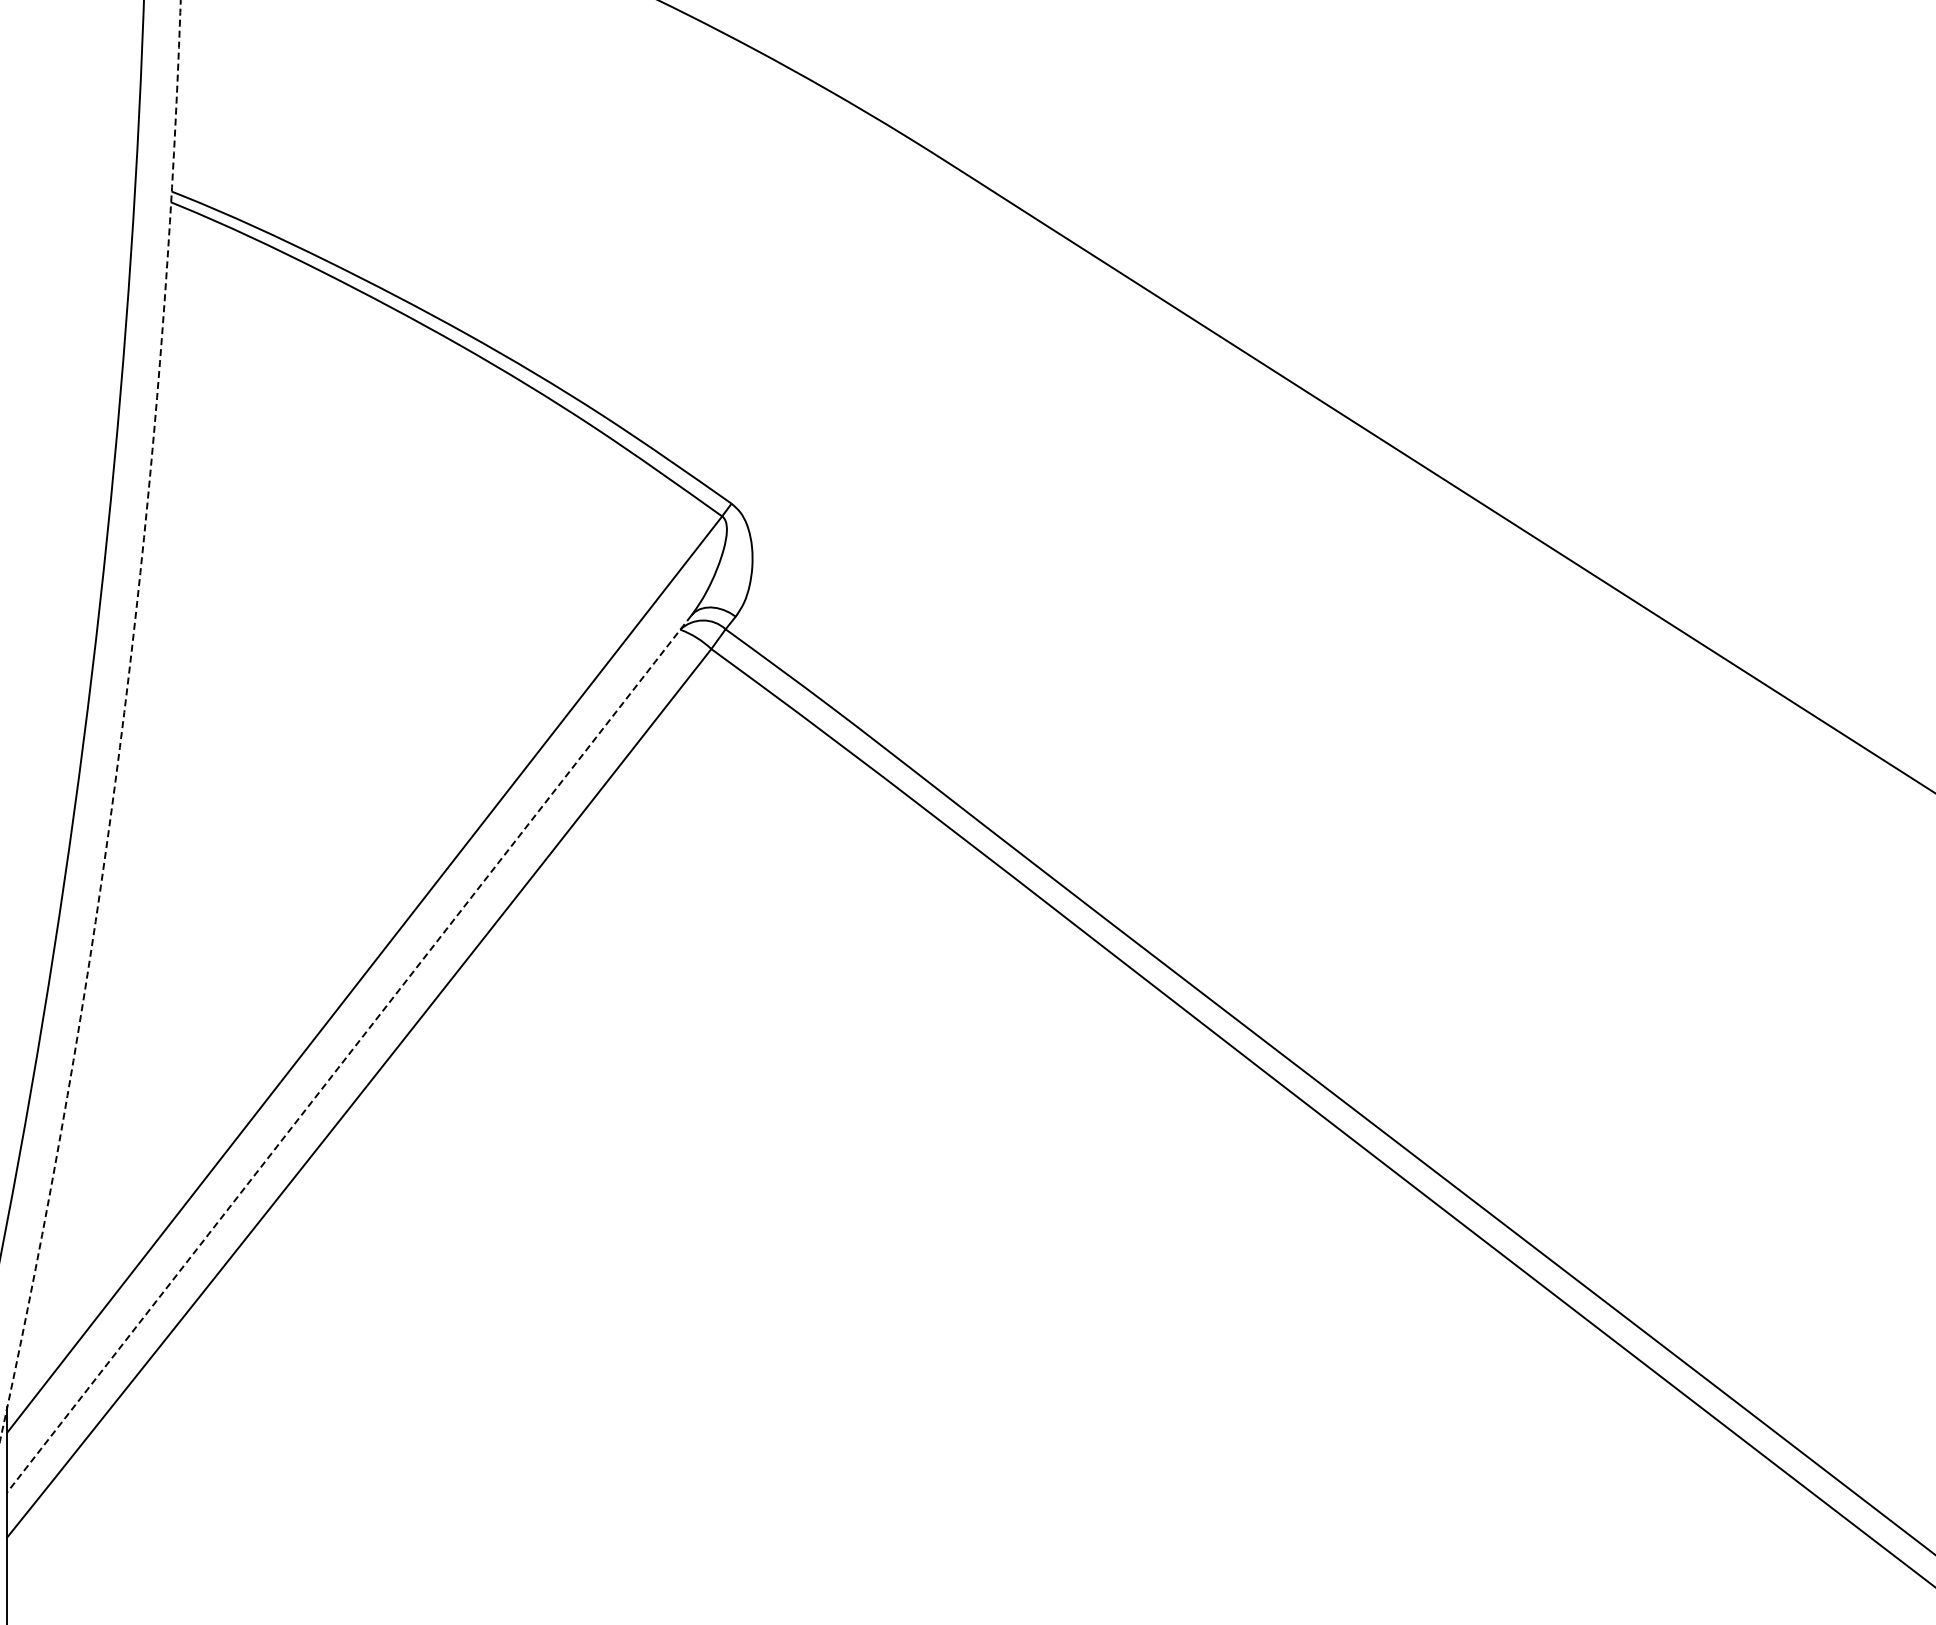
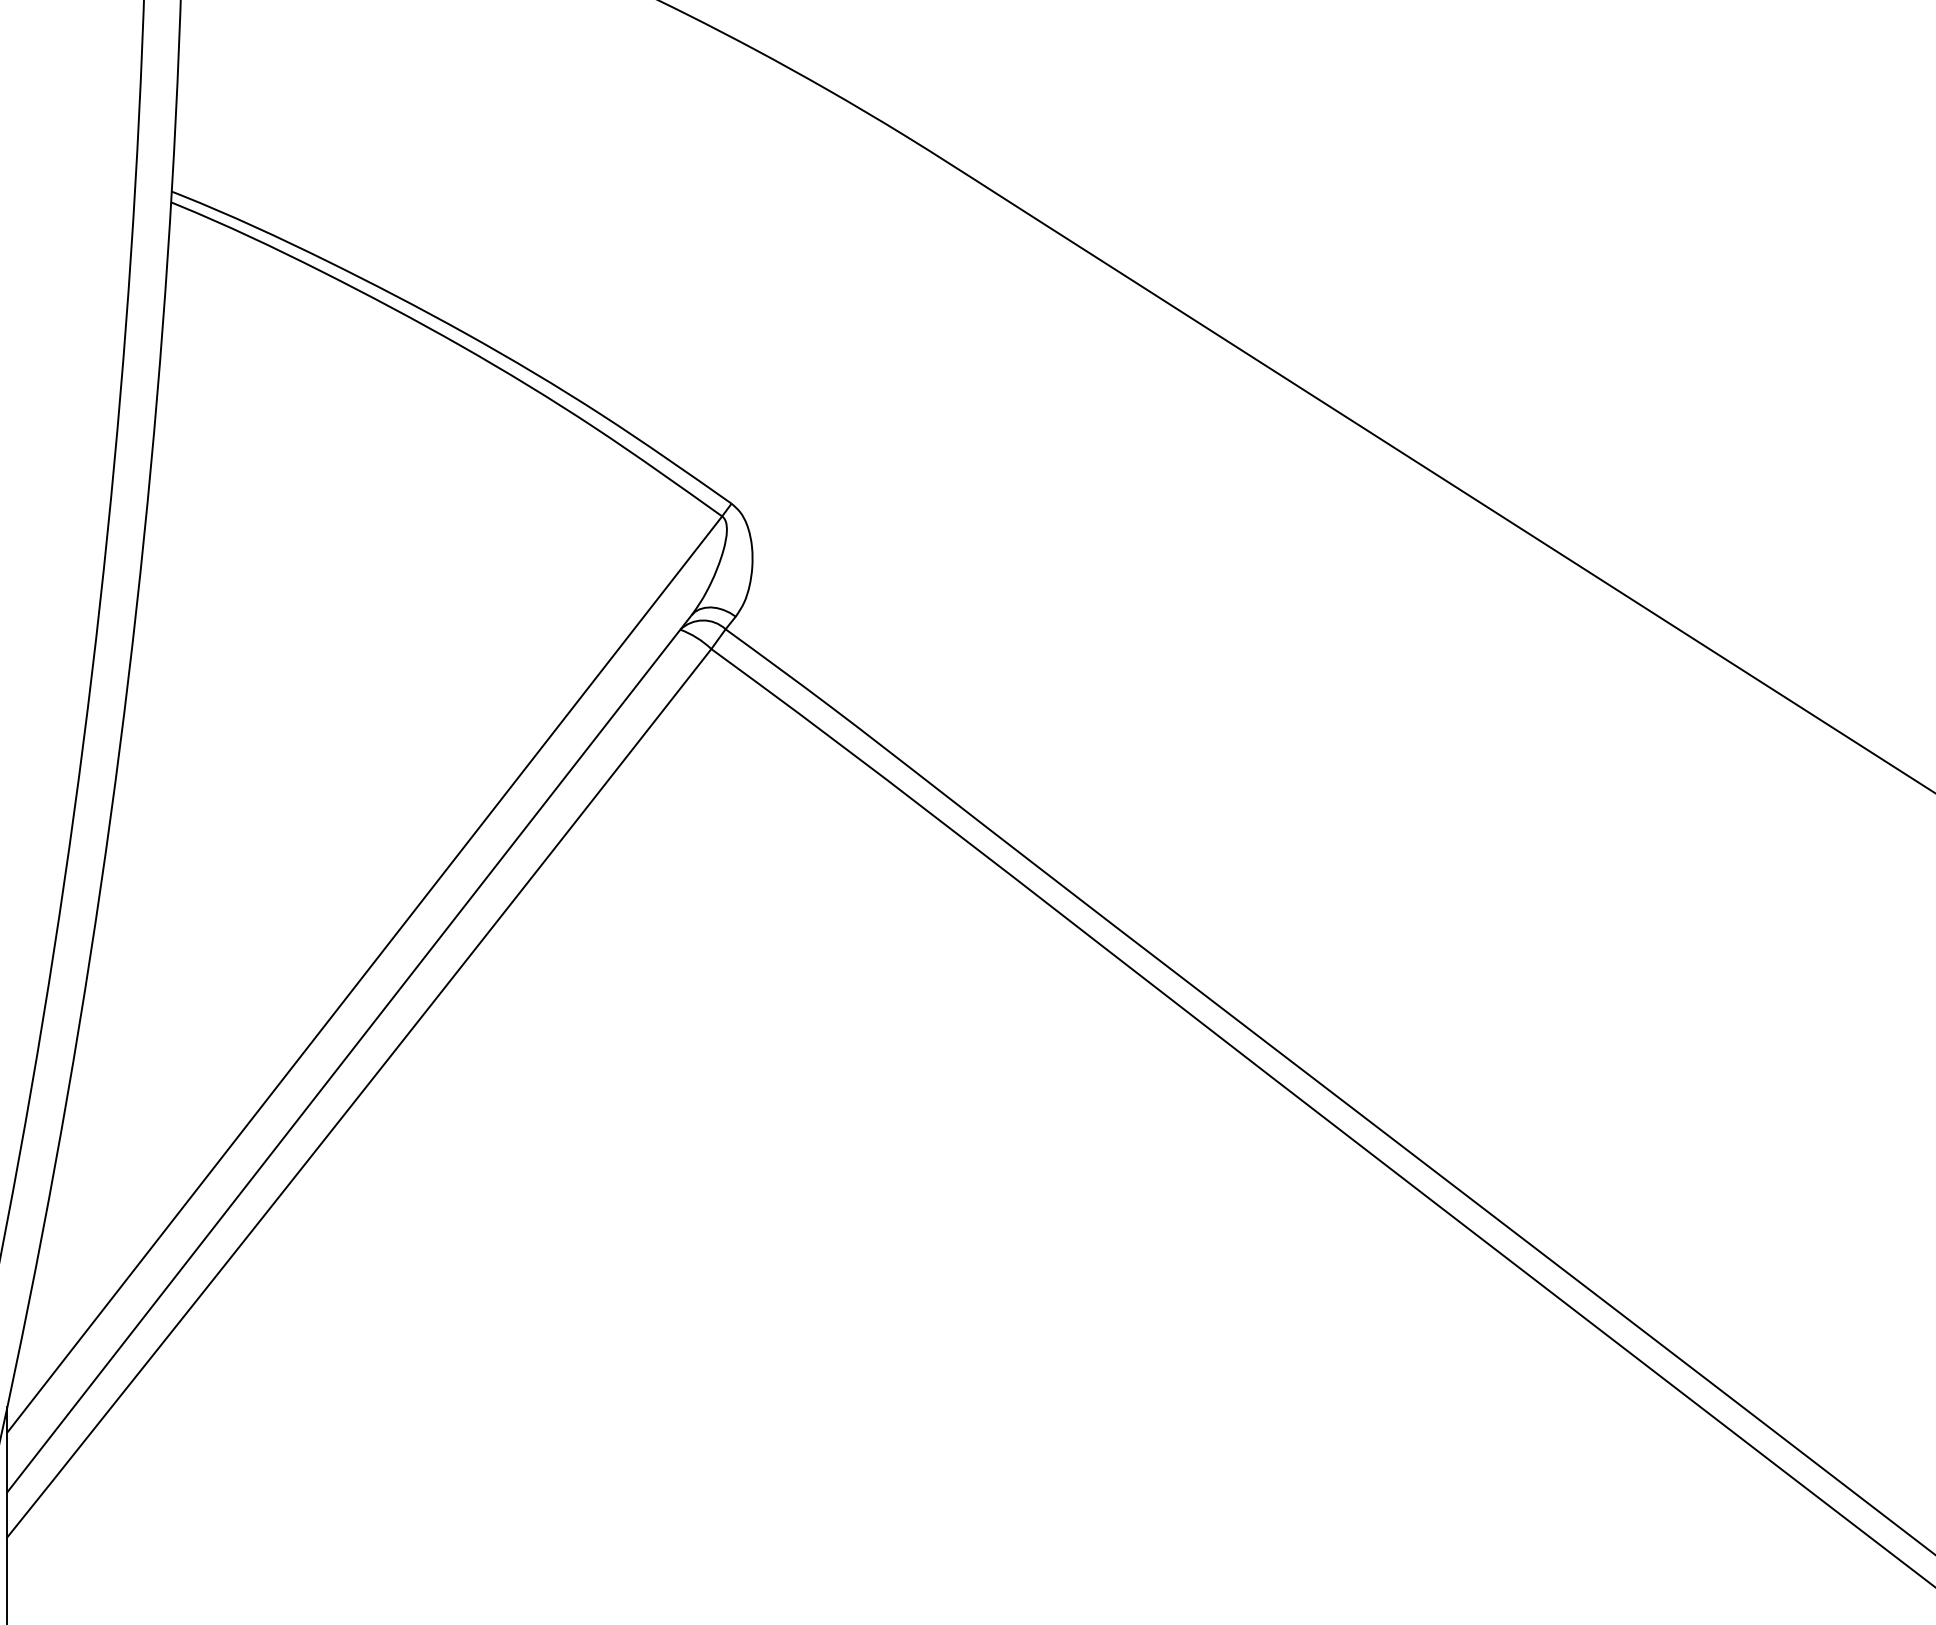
arc: dashed -> solid (122, 723)
line: dashed -> solid (349, 1053)
